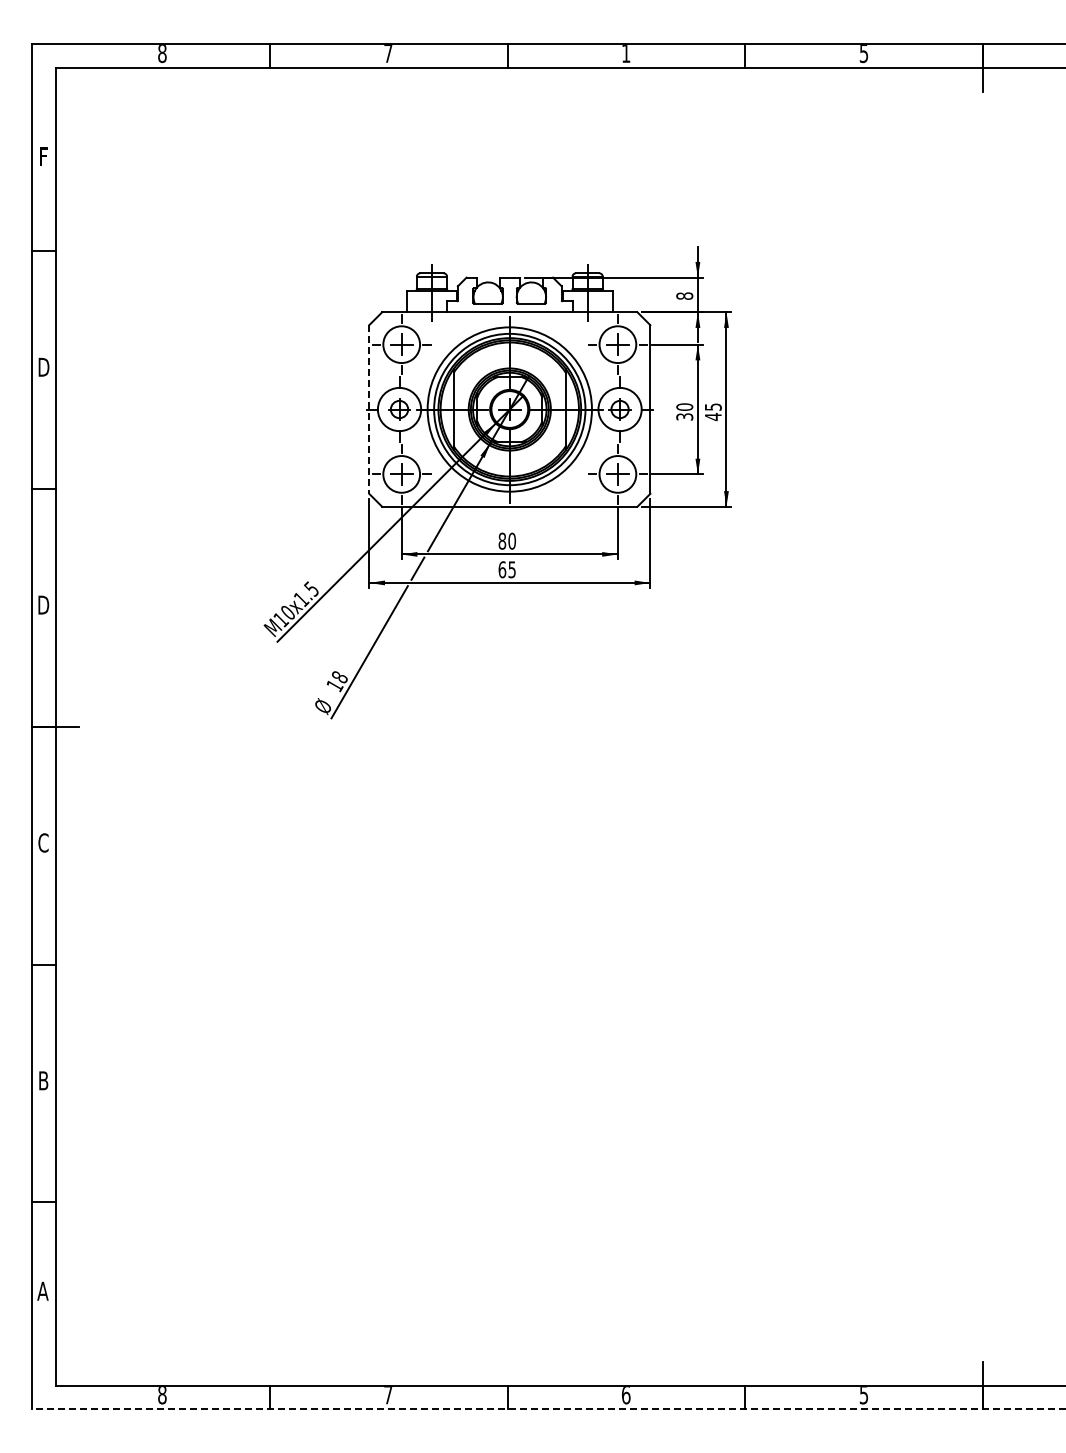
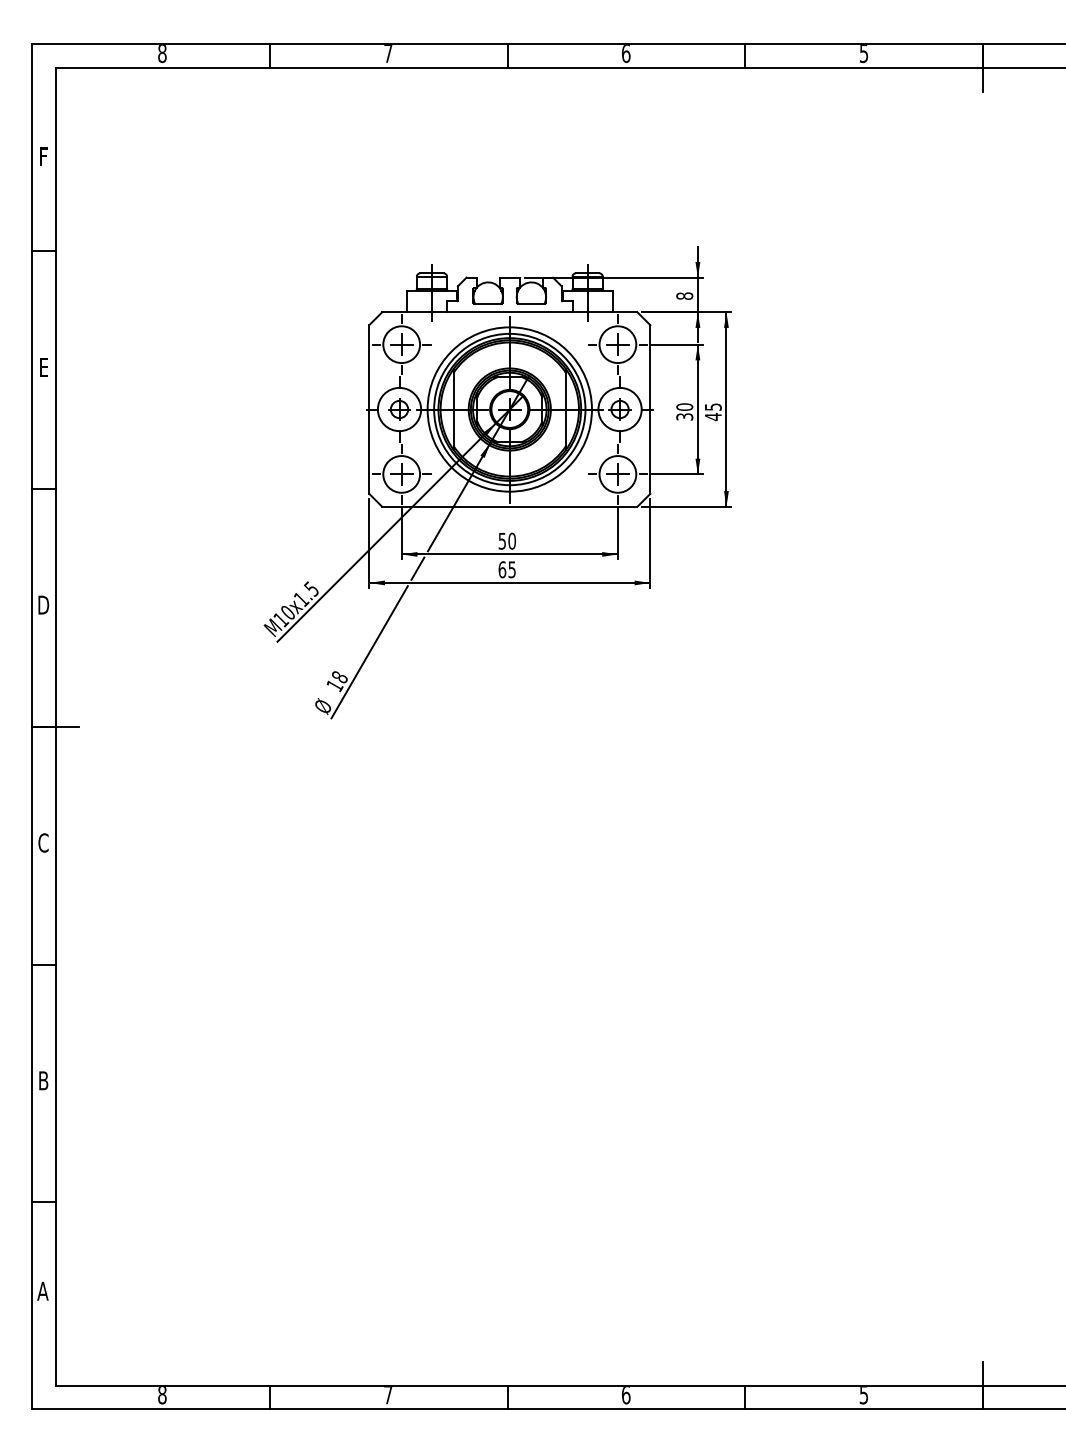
text: 1 -> 6 (626, 54)
text: D -> E (43, 366)
line: dashed -> solid (369, 410)
text: 80 -> 50 (502, 540)
line: dashed -> solid (548, 1409)
